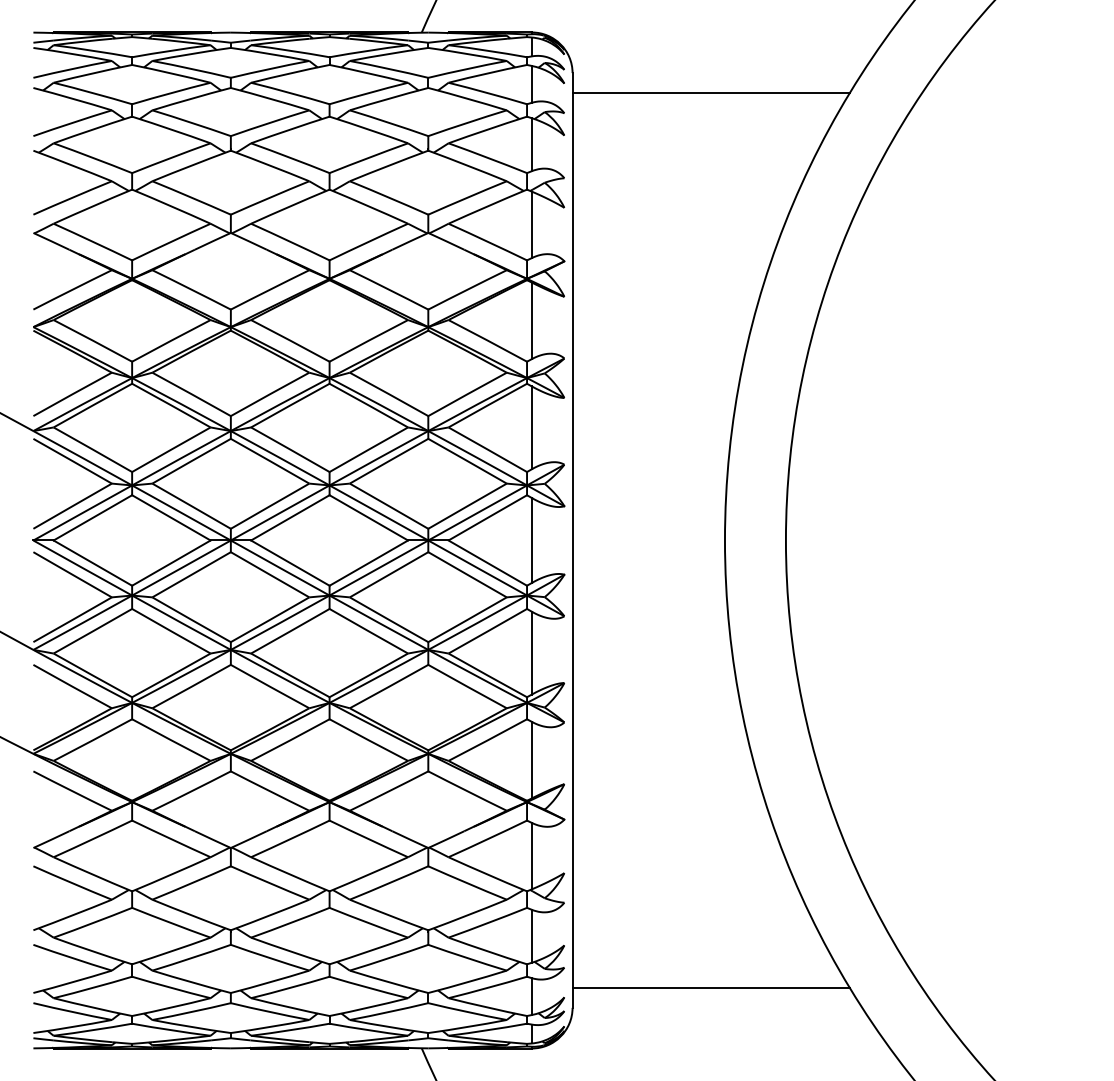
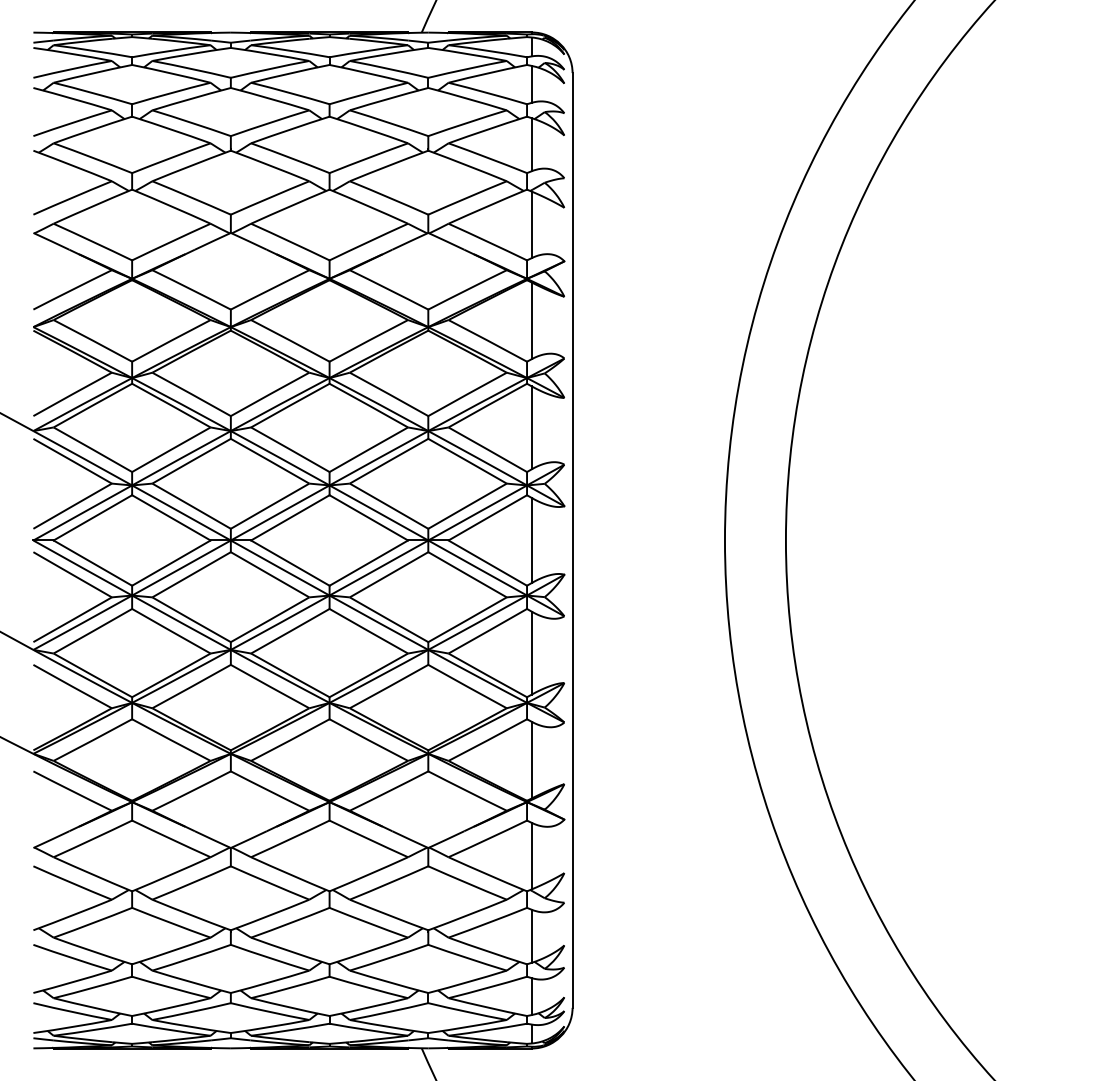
line: present -> none (710, 93)
line: present -> none (710, 987)
